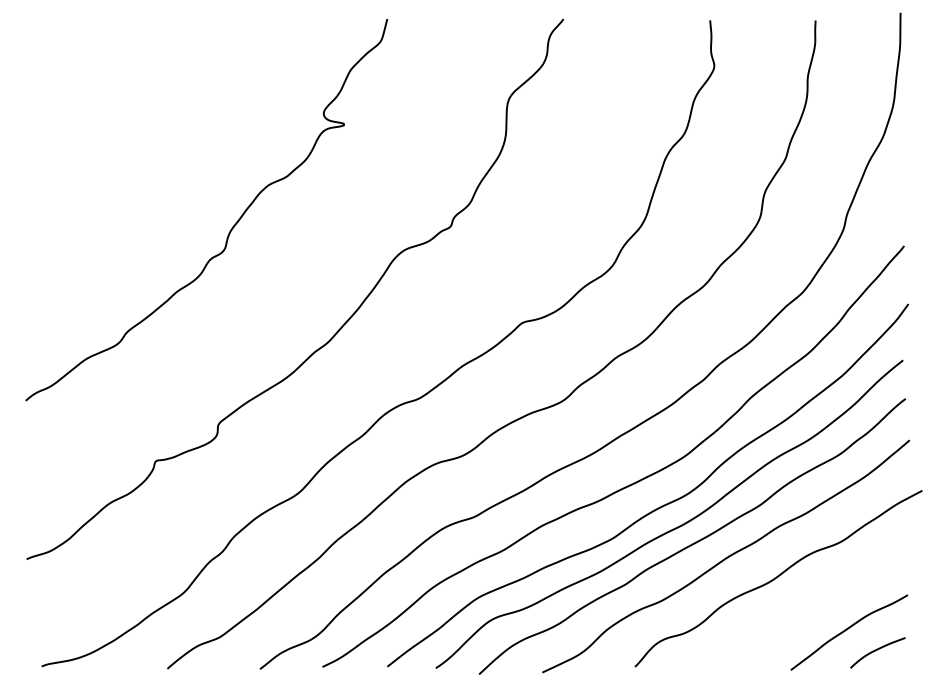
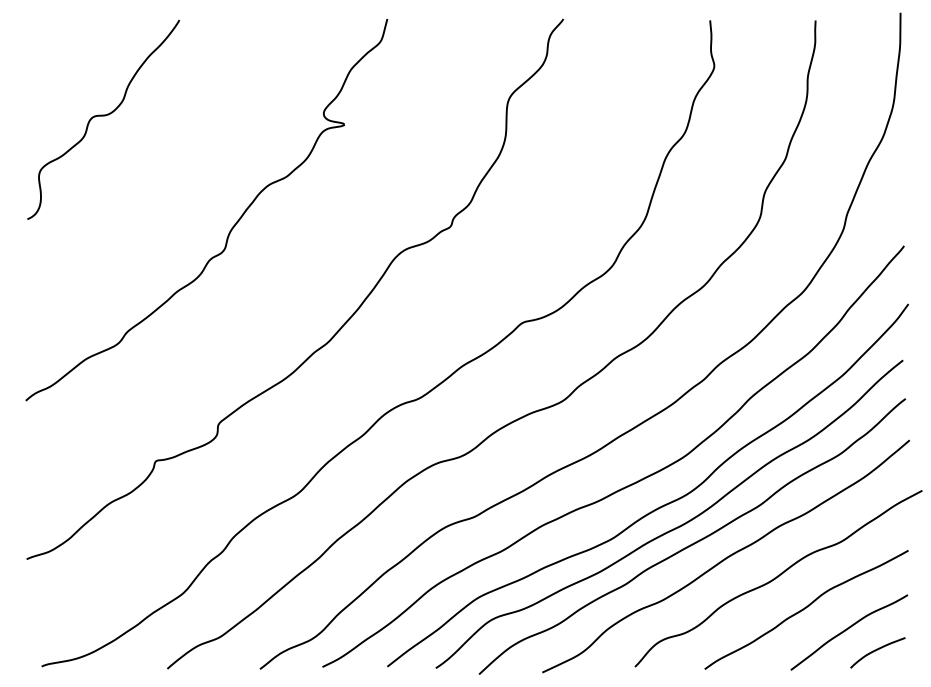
curve: none -> present (103, 116)
curve: none -> present (806, 608)
